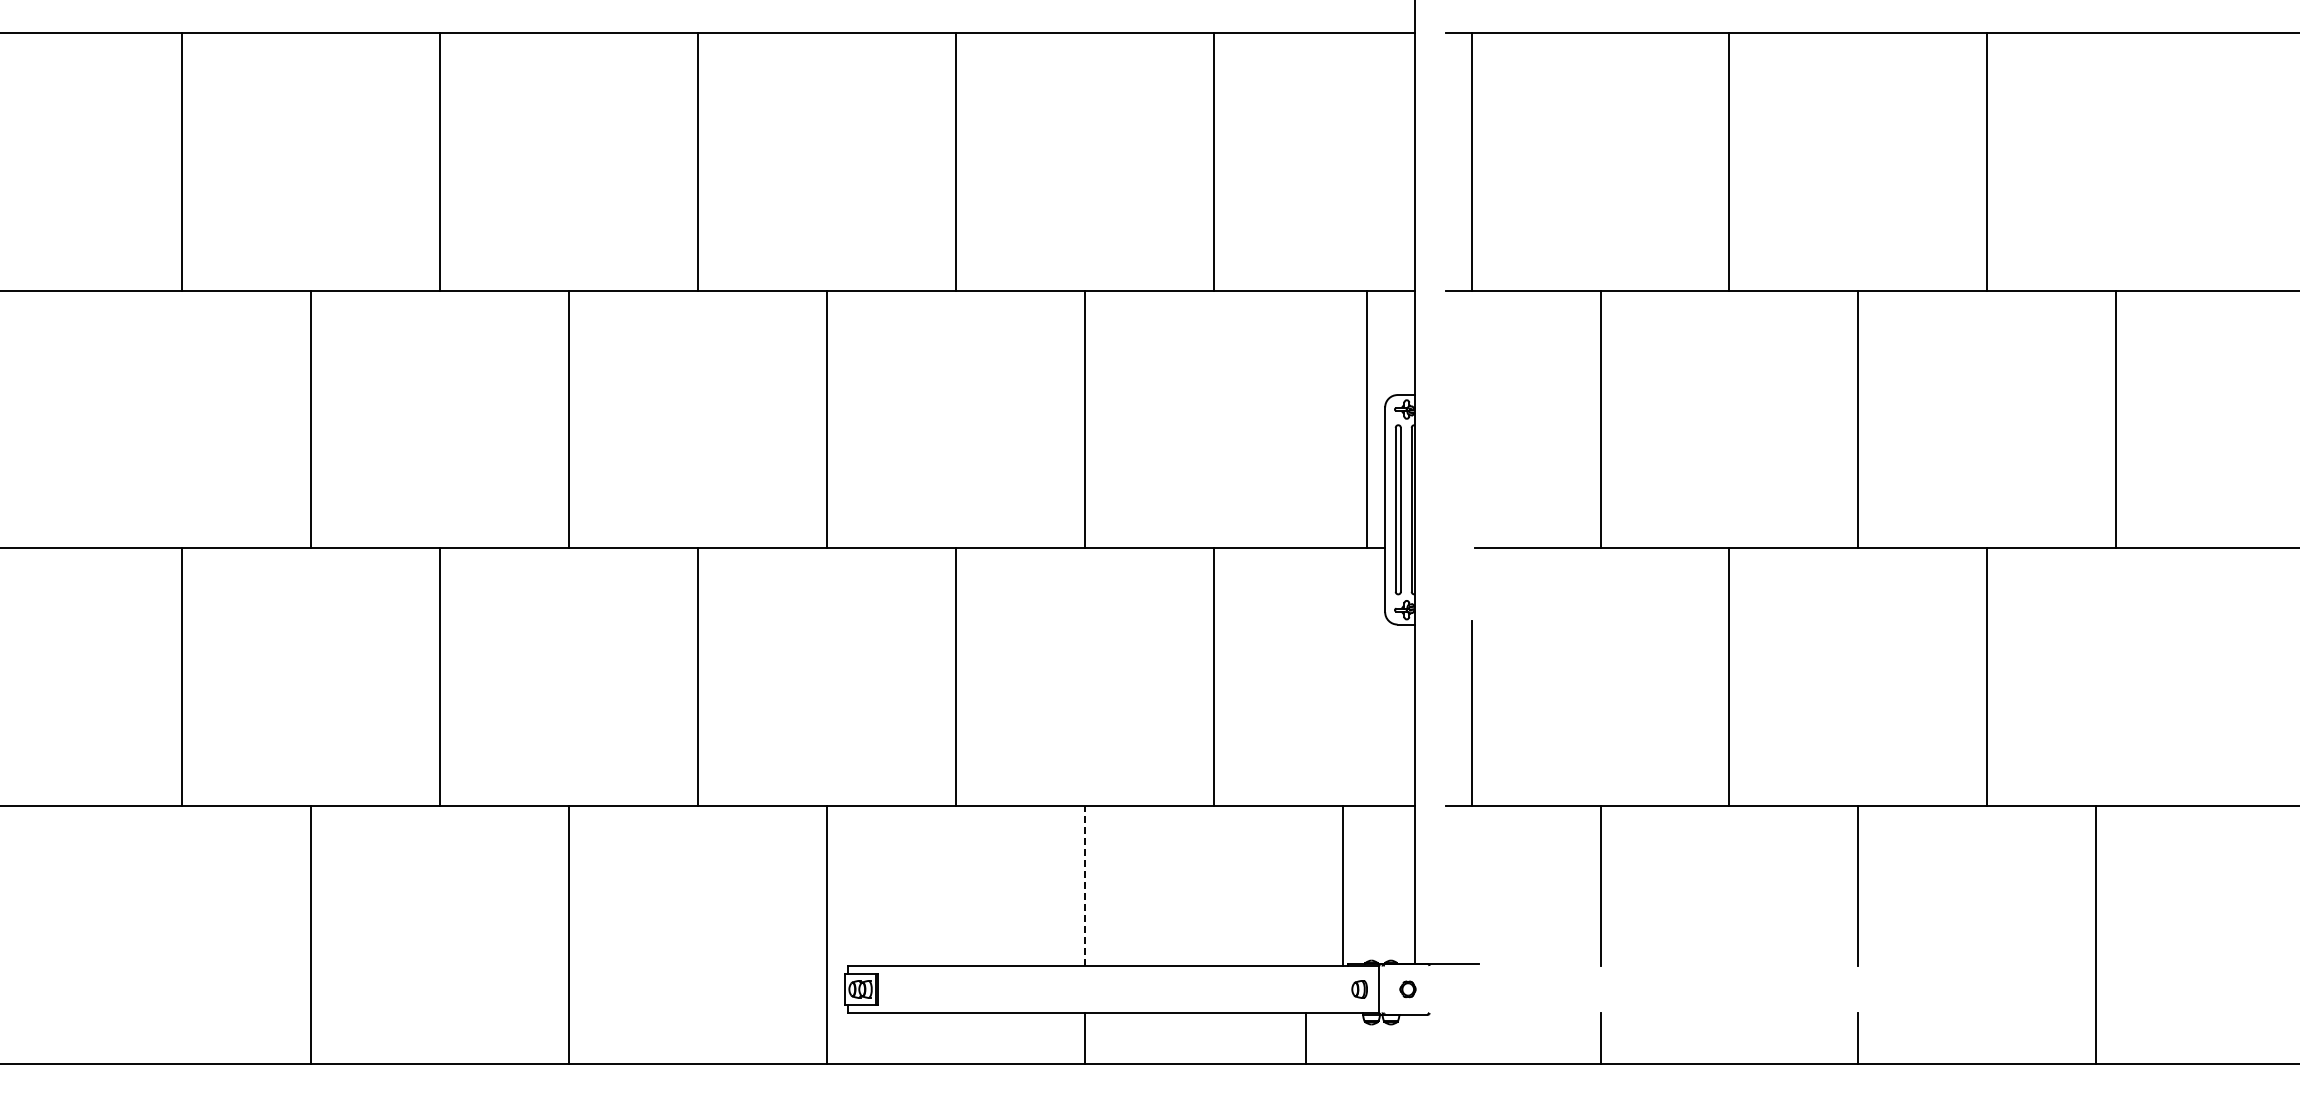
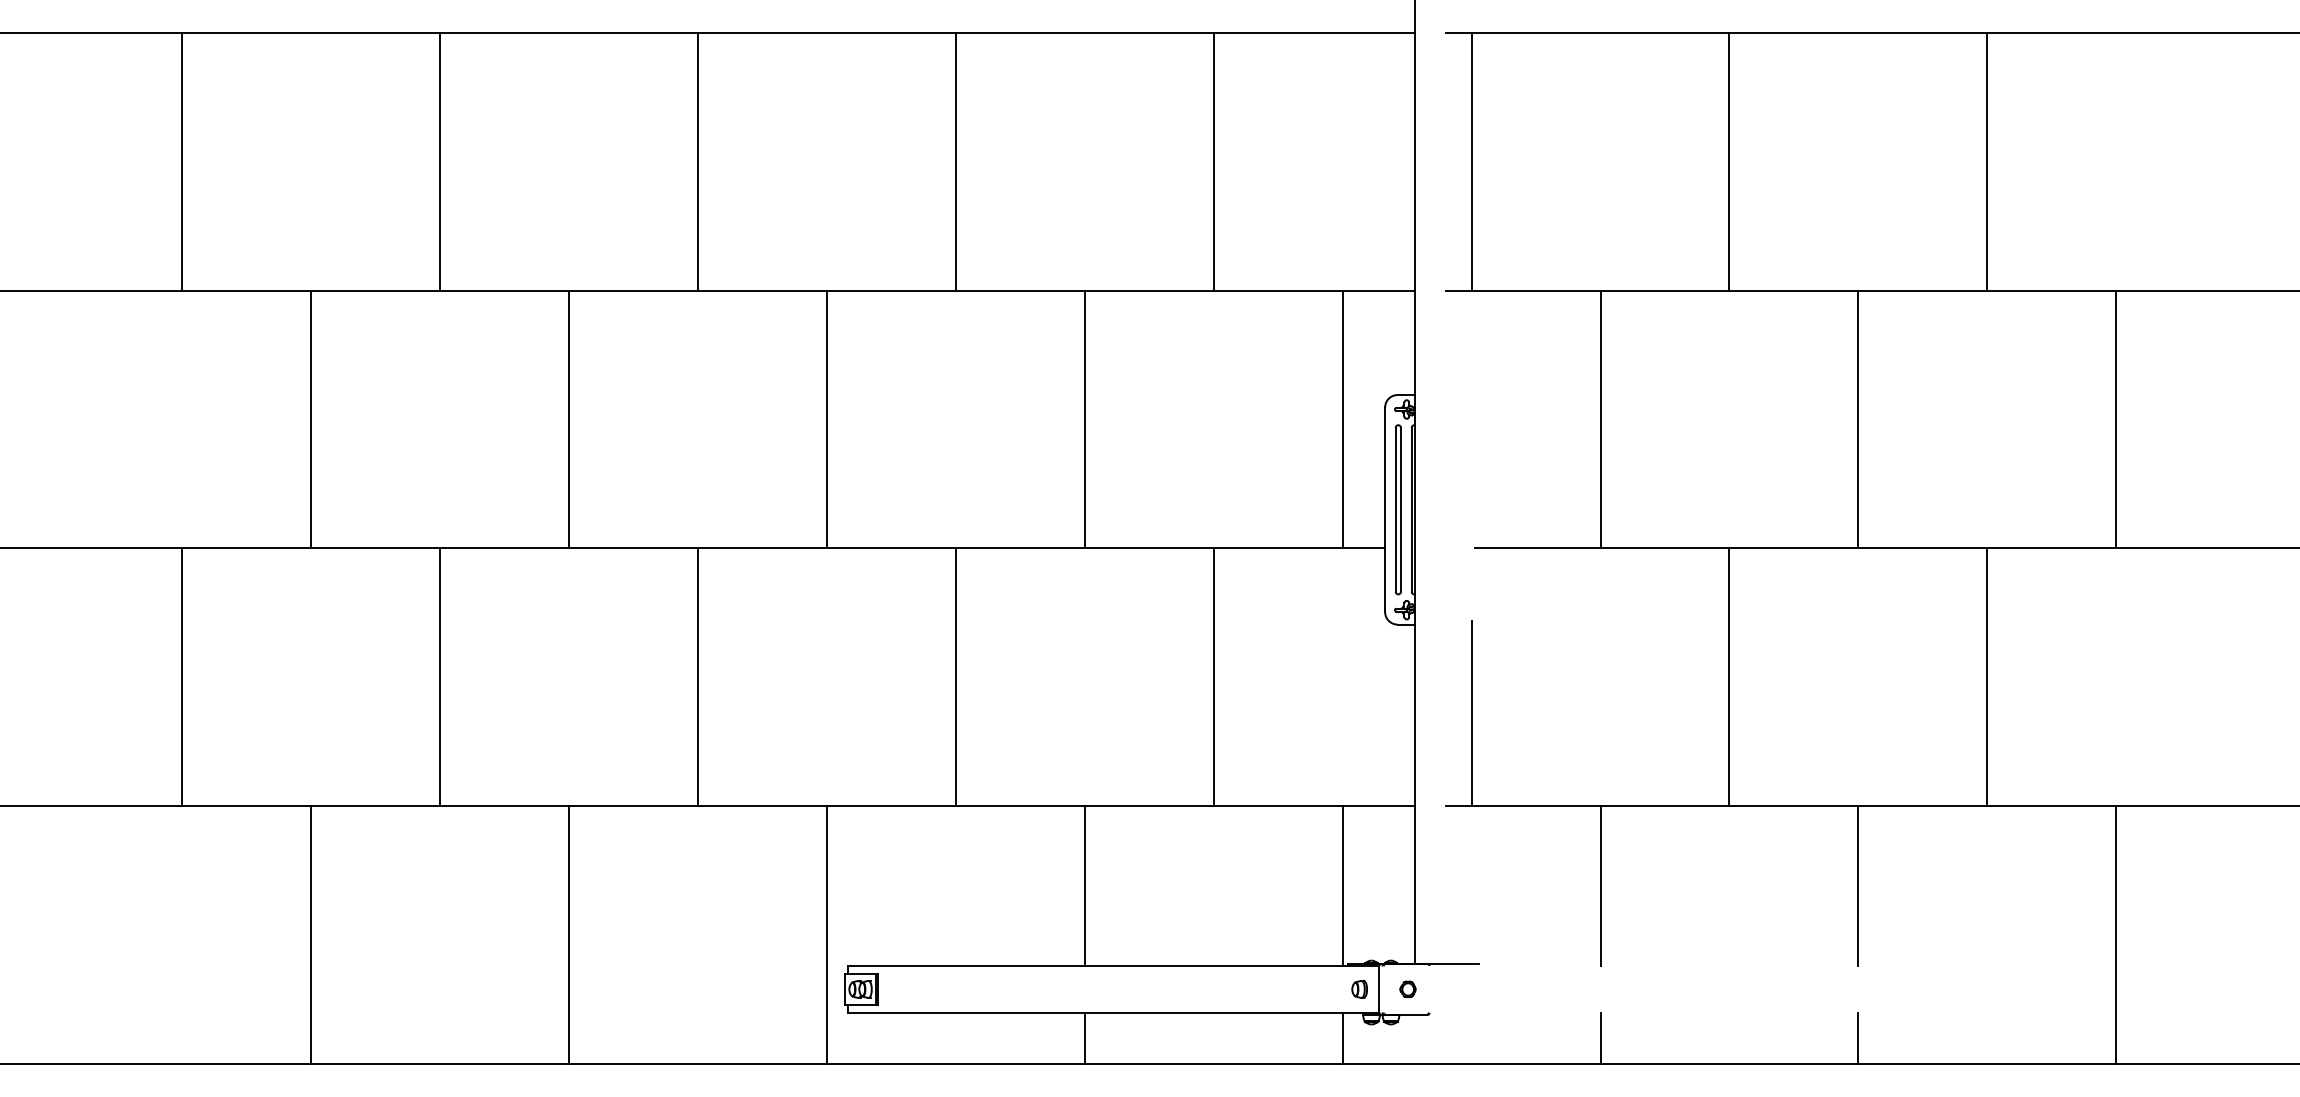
line position: (1366, 419) -> (1342, 419) (1342, 419)
line: dashed -> solid (1084, 886)
line position: (2096, 935) -> (2116, 935) (2116, 935)
line position: (1305, 1038) -> (1342, 1038) (1342, 1038)
